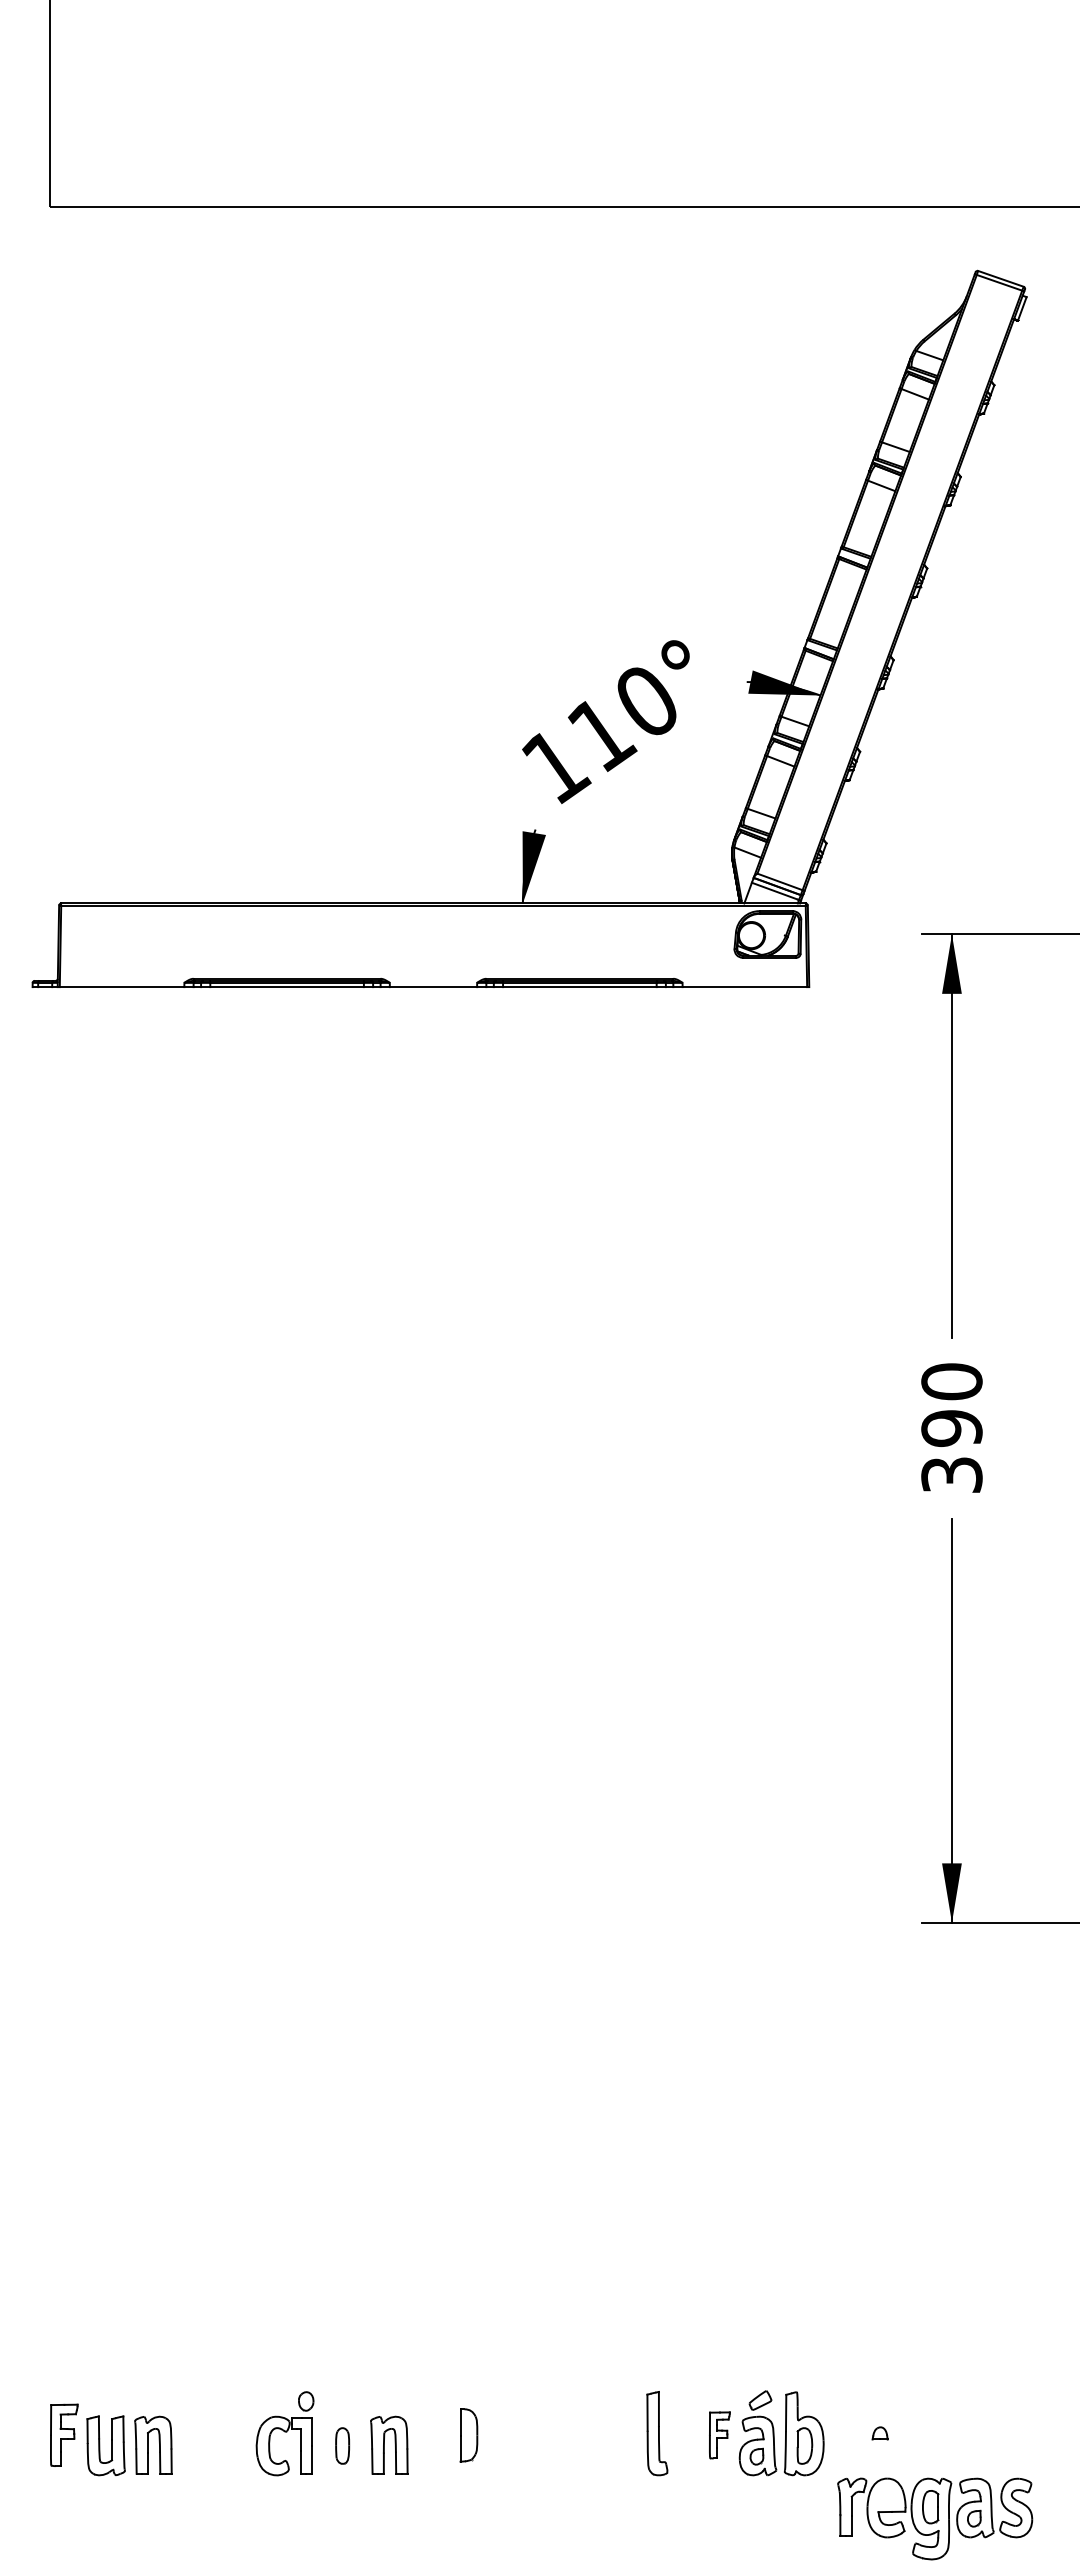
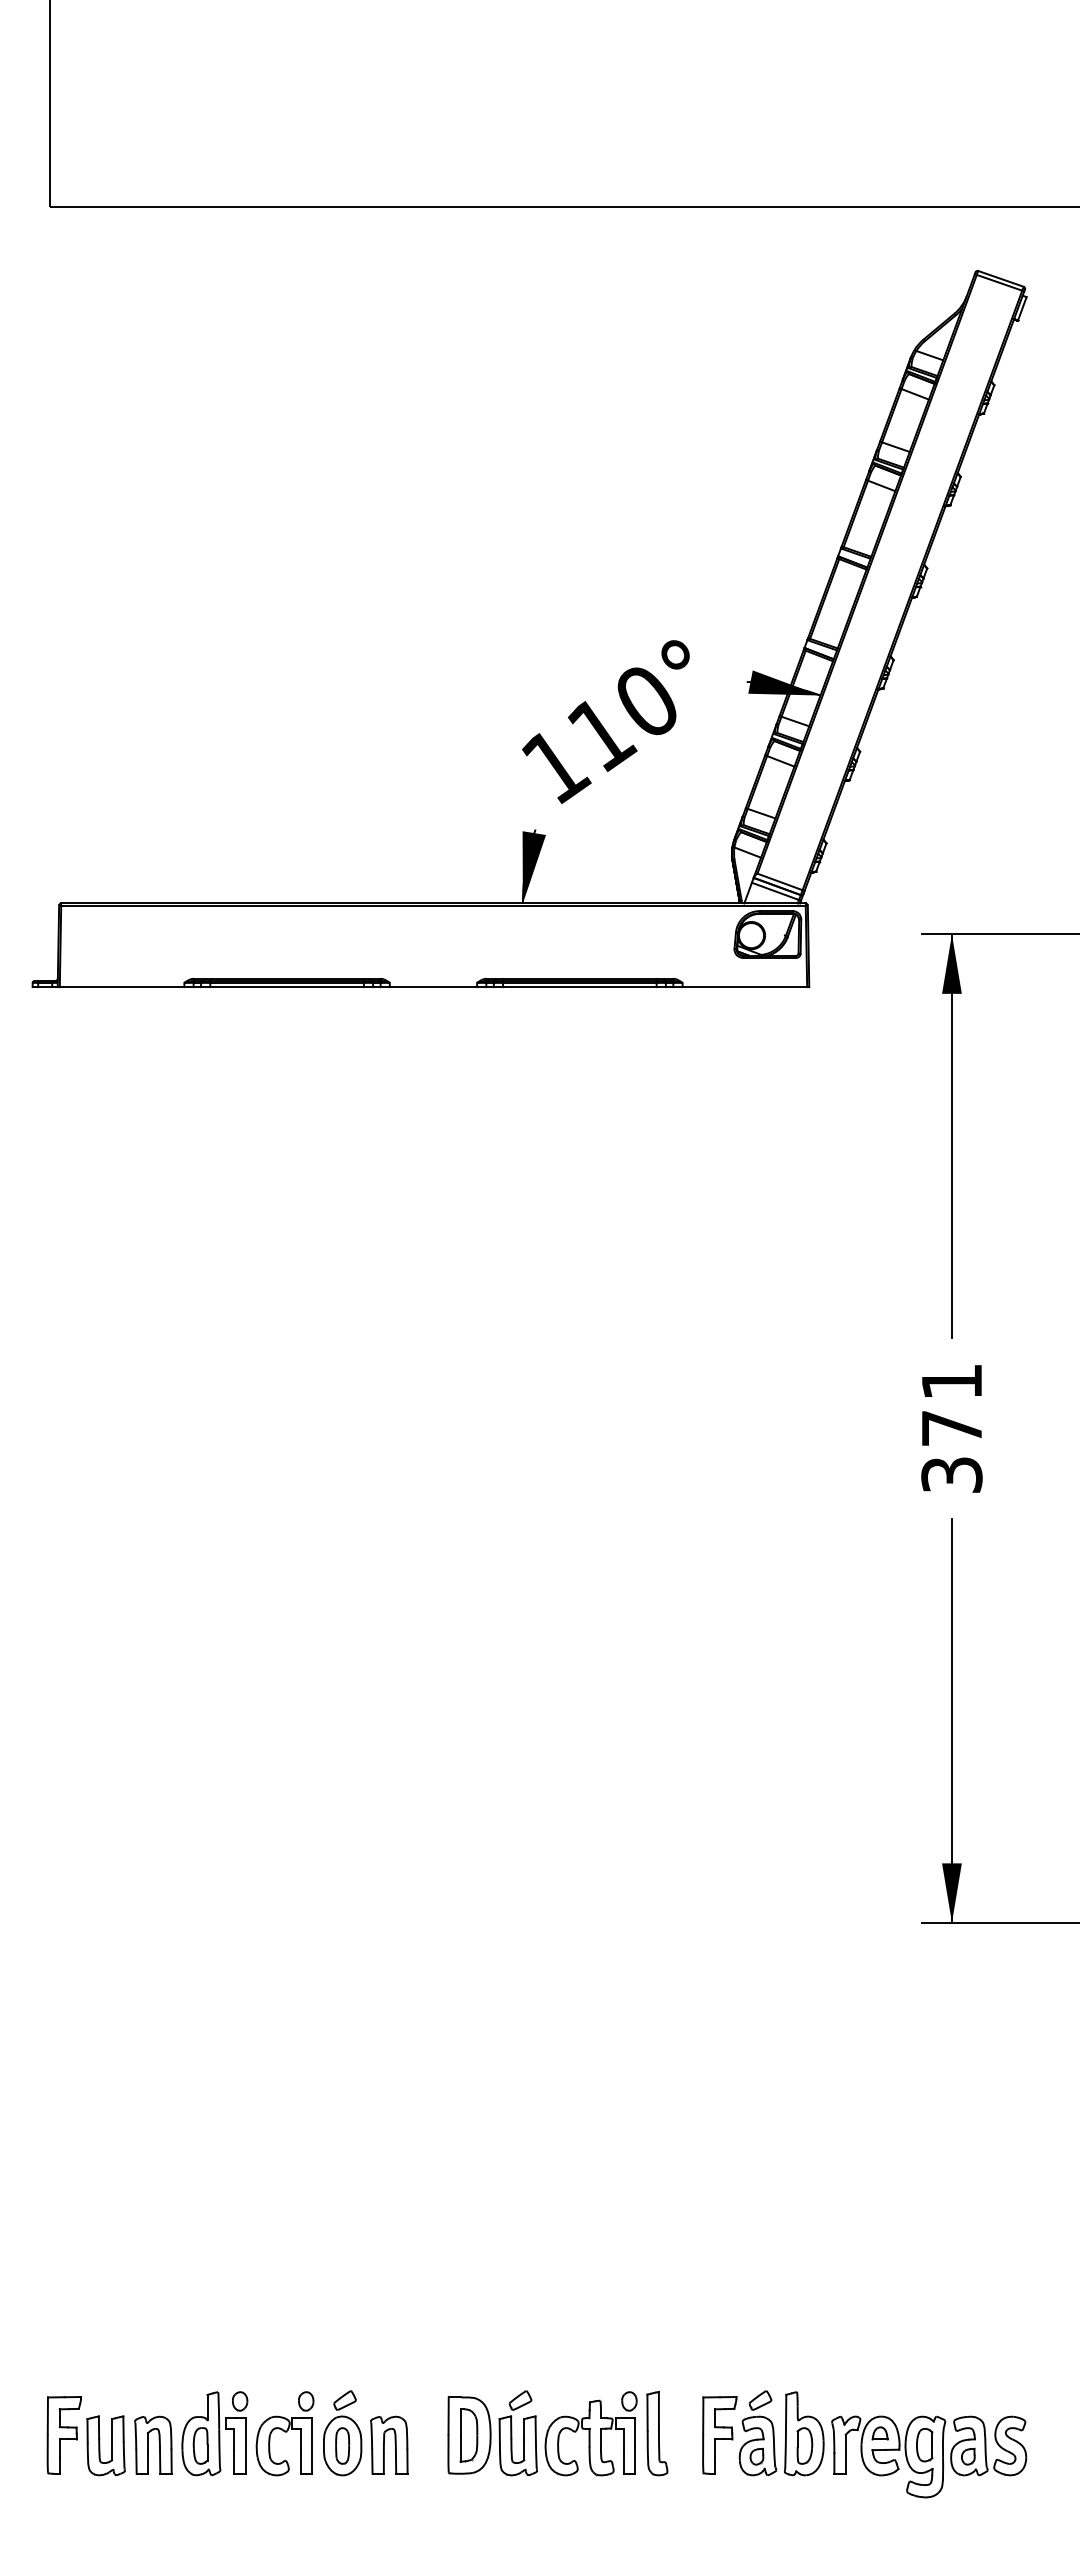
text: 390 -> 371 (951, 1405)
part: none -> present (214, 2433)
part: none -> present (342, 2433)
part: none -> present (542, 2433)
part size: 29x64 px -> 36x79 px (63, 2435)
part size: 22x49 px -> 36x79 px (719, 2435)
part position: (935, 2518) -> (929, 2456) (929, 2456)
